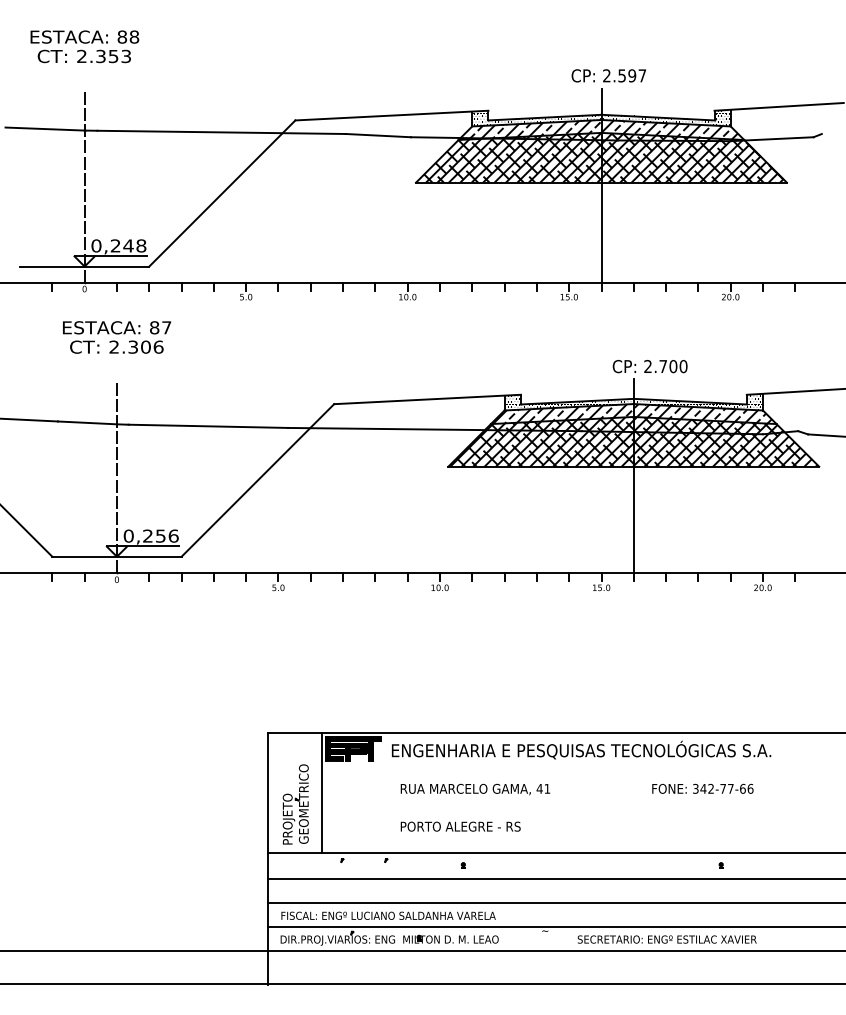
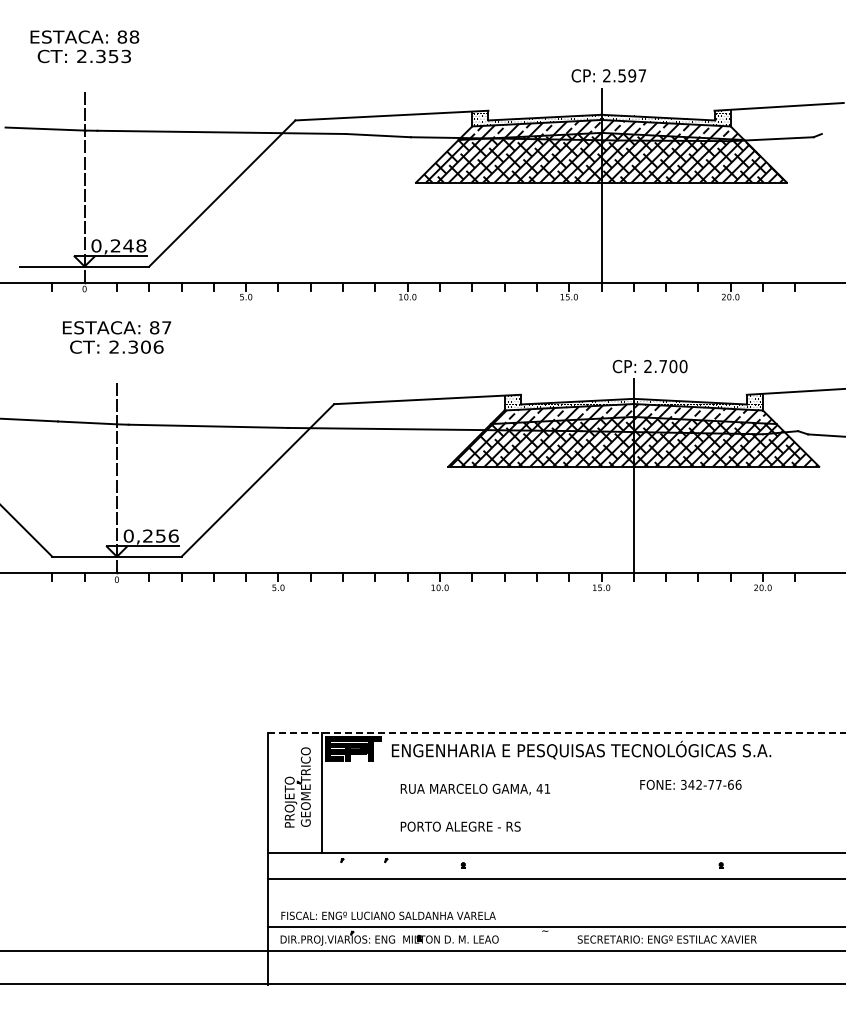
line: solid -> dashed (556, 733)
text position: (702, 788) -> (690, 784) (690, 784)
part position: (295, 804) -> (297, 787) (297, 787)
line: present -> none (554, 902)
